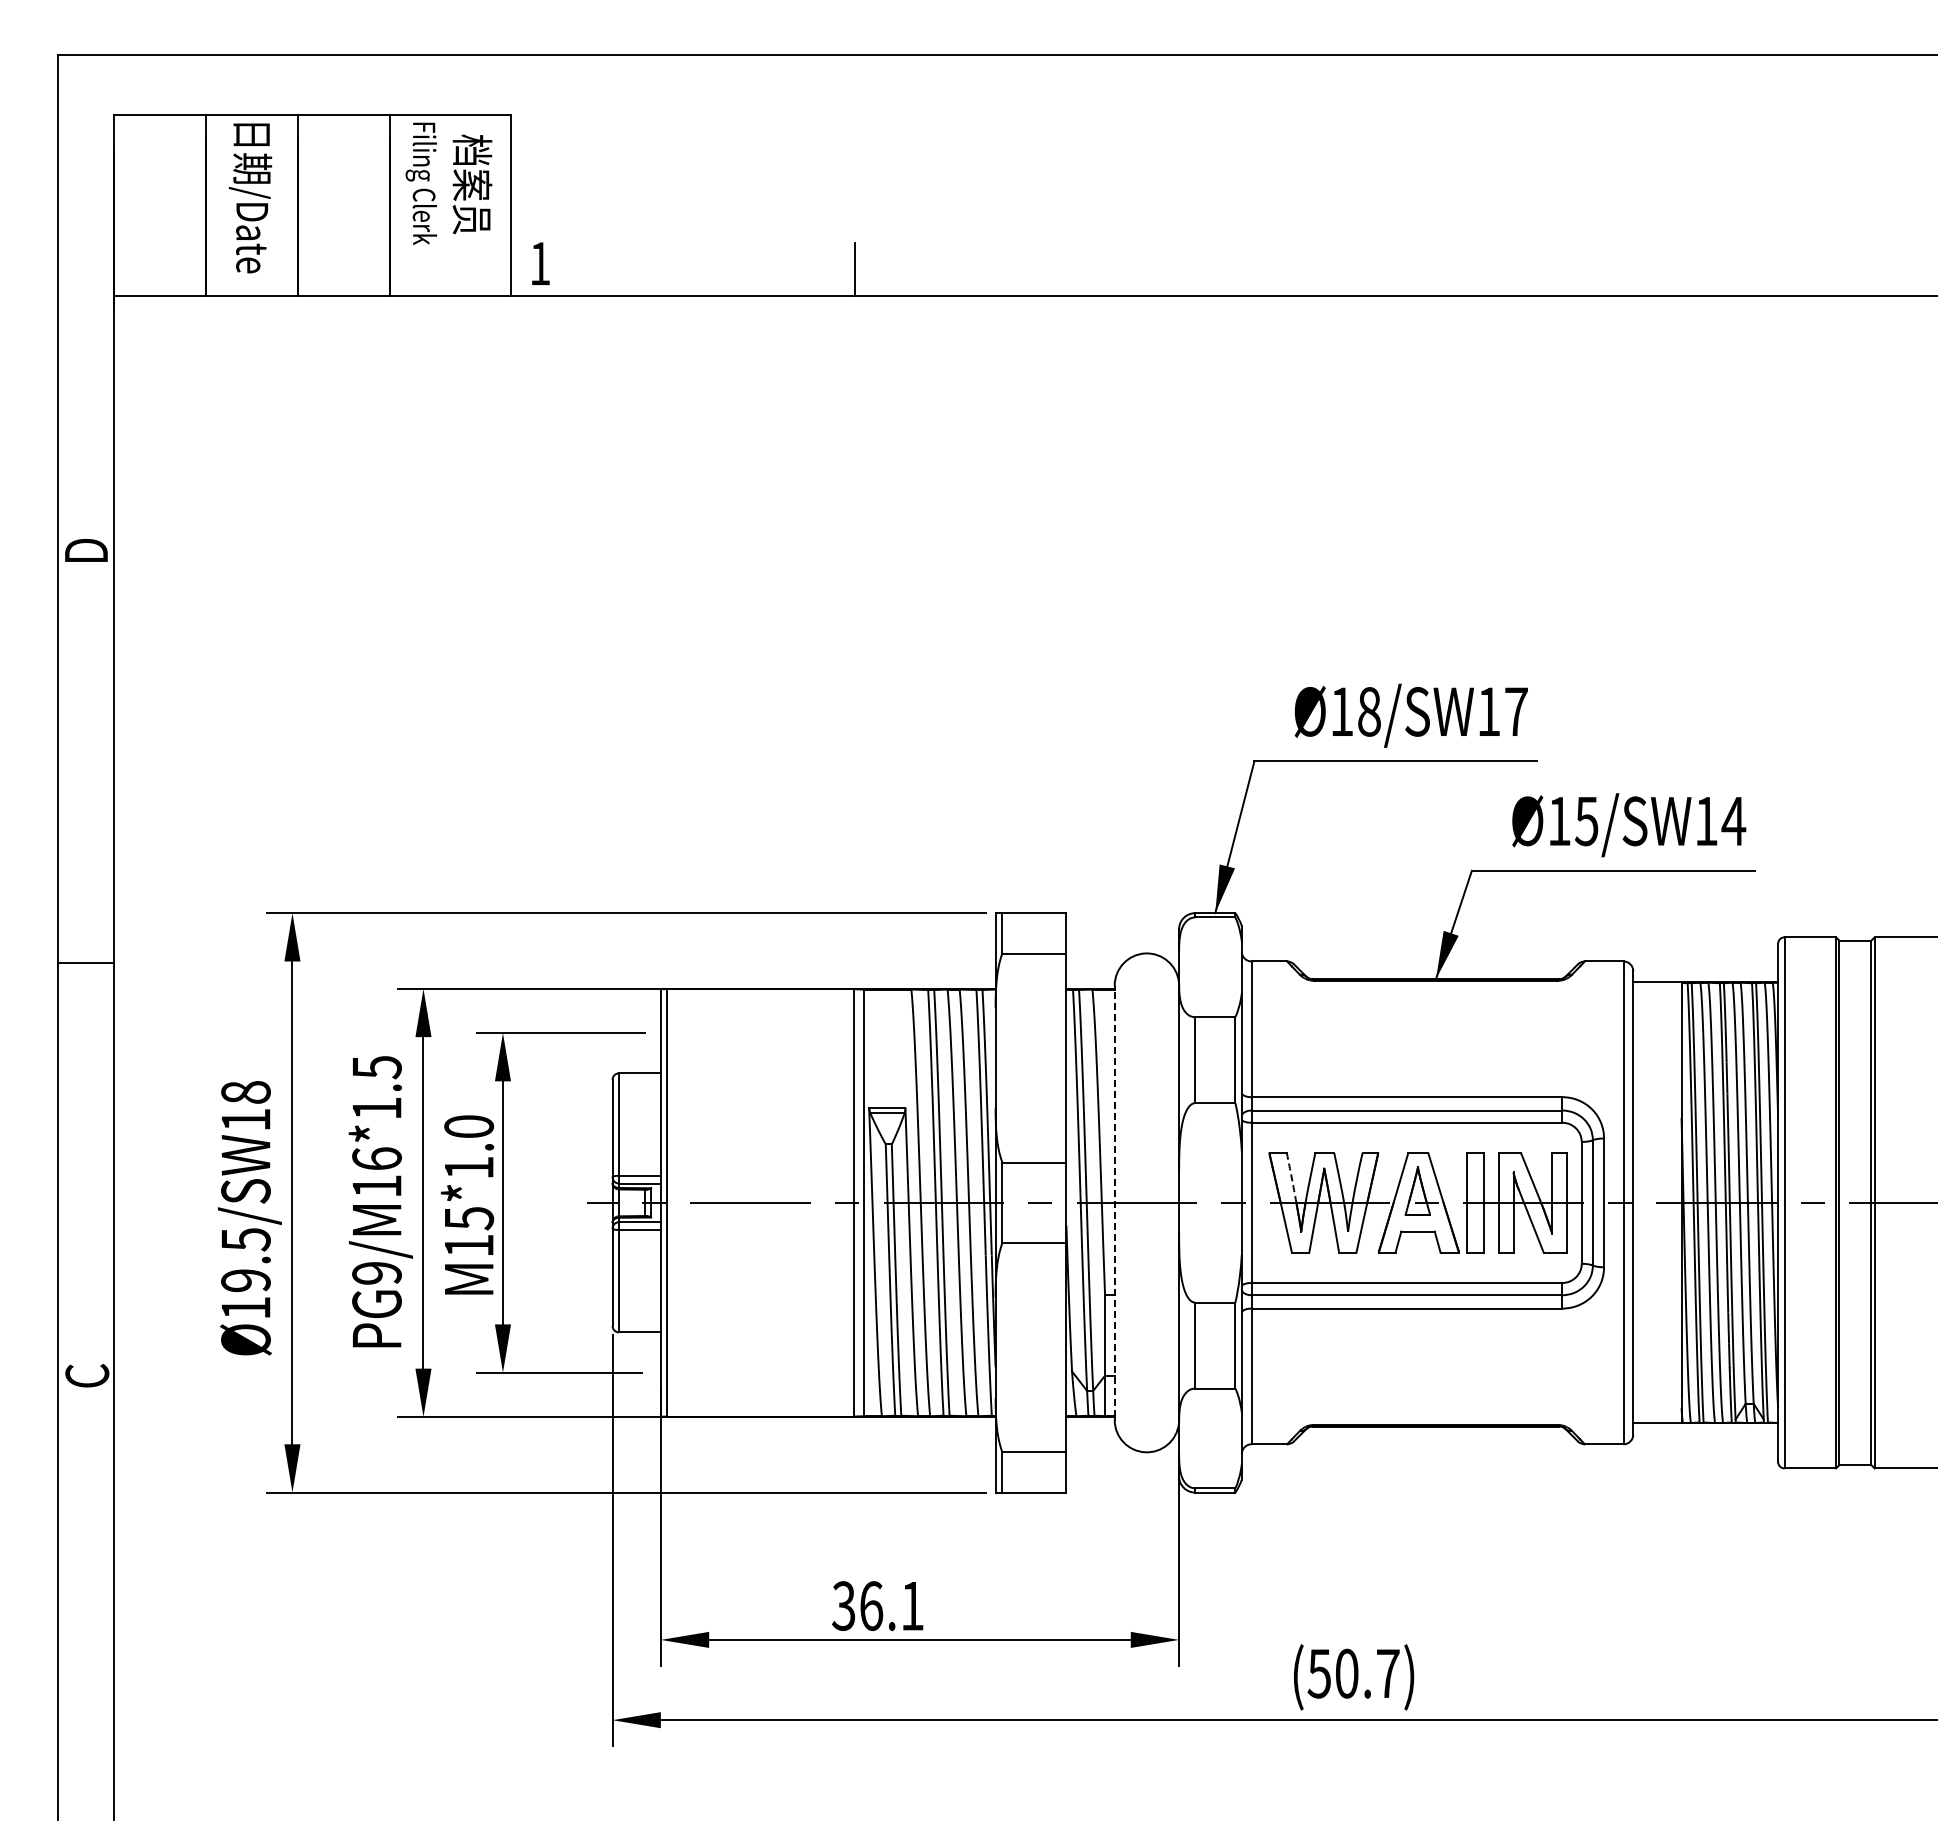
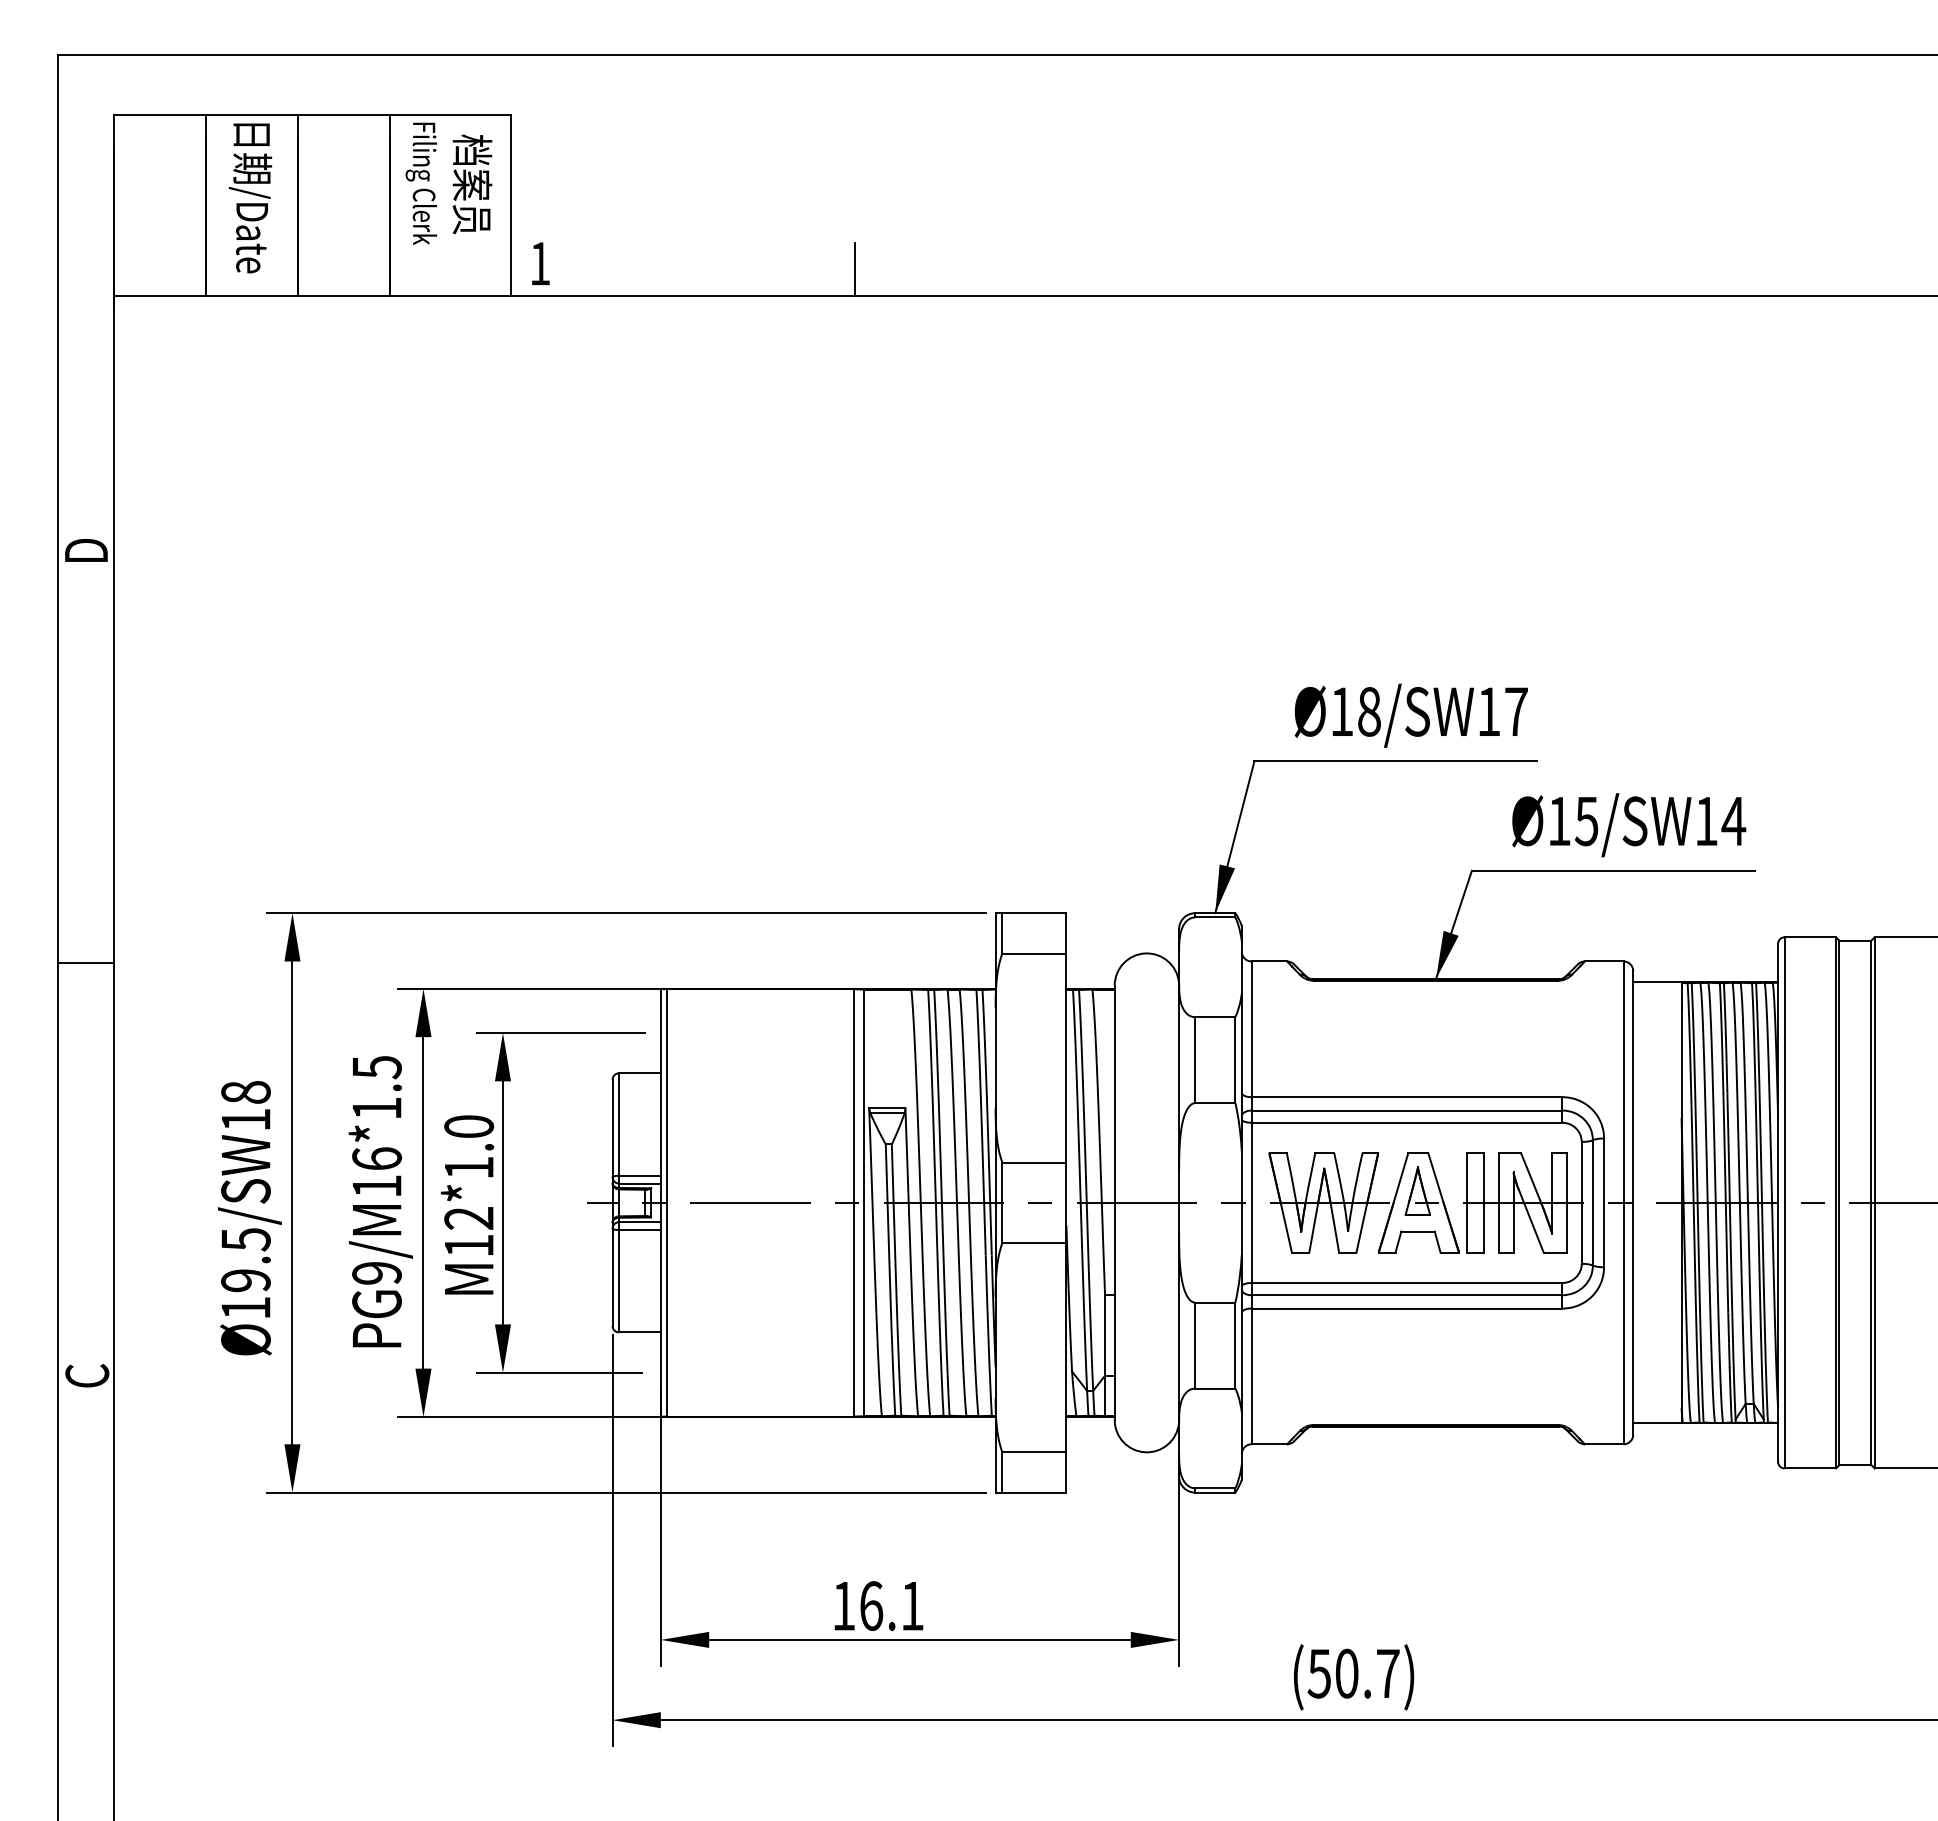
arc: dashed -> solid (1291, 1178)
line: dashed -> solid (1114, 1202)
text: M15*1.0 -> M12*1.0 (469, 1218)
text: 36.1 -> 16.1 (843, 1606)
